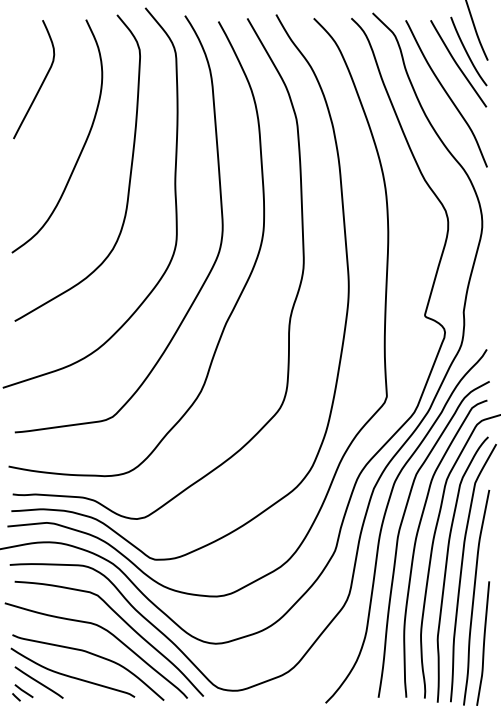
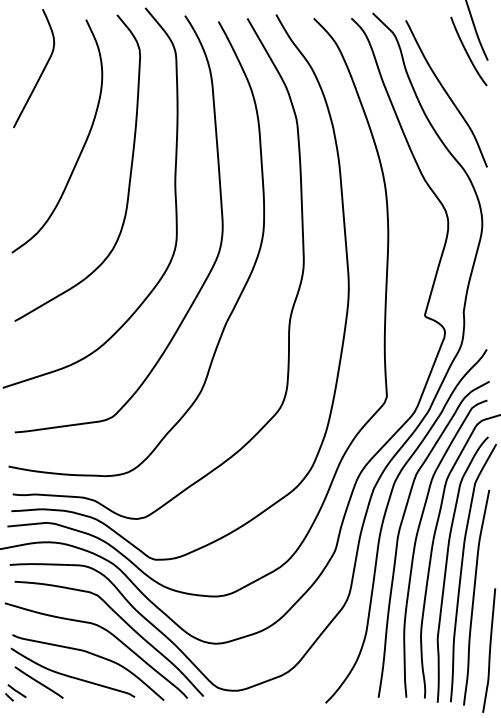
curve: present -> none (457, 63)
curve position: (41, 83) -> (41, 72) (41, 72)
curve position: (483, 643) -> (489, 650) (489, 650)
part position: (22, 692) -> (15, 692) (15, 692)
